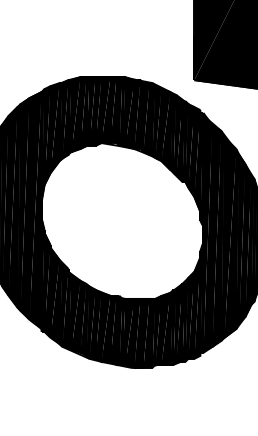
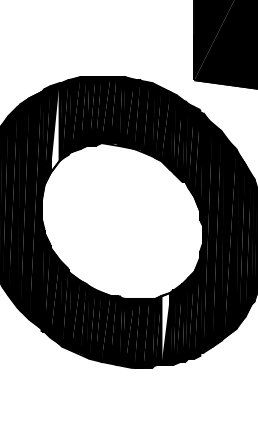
fill: present -> none (54, 128)
fill: present -> none (165, 328)
